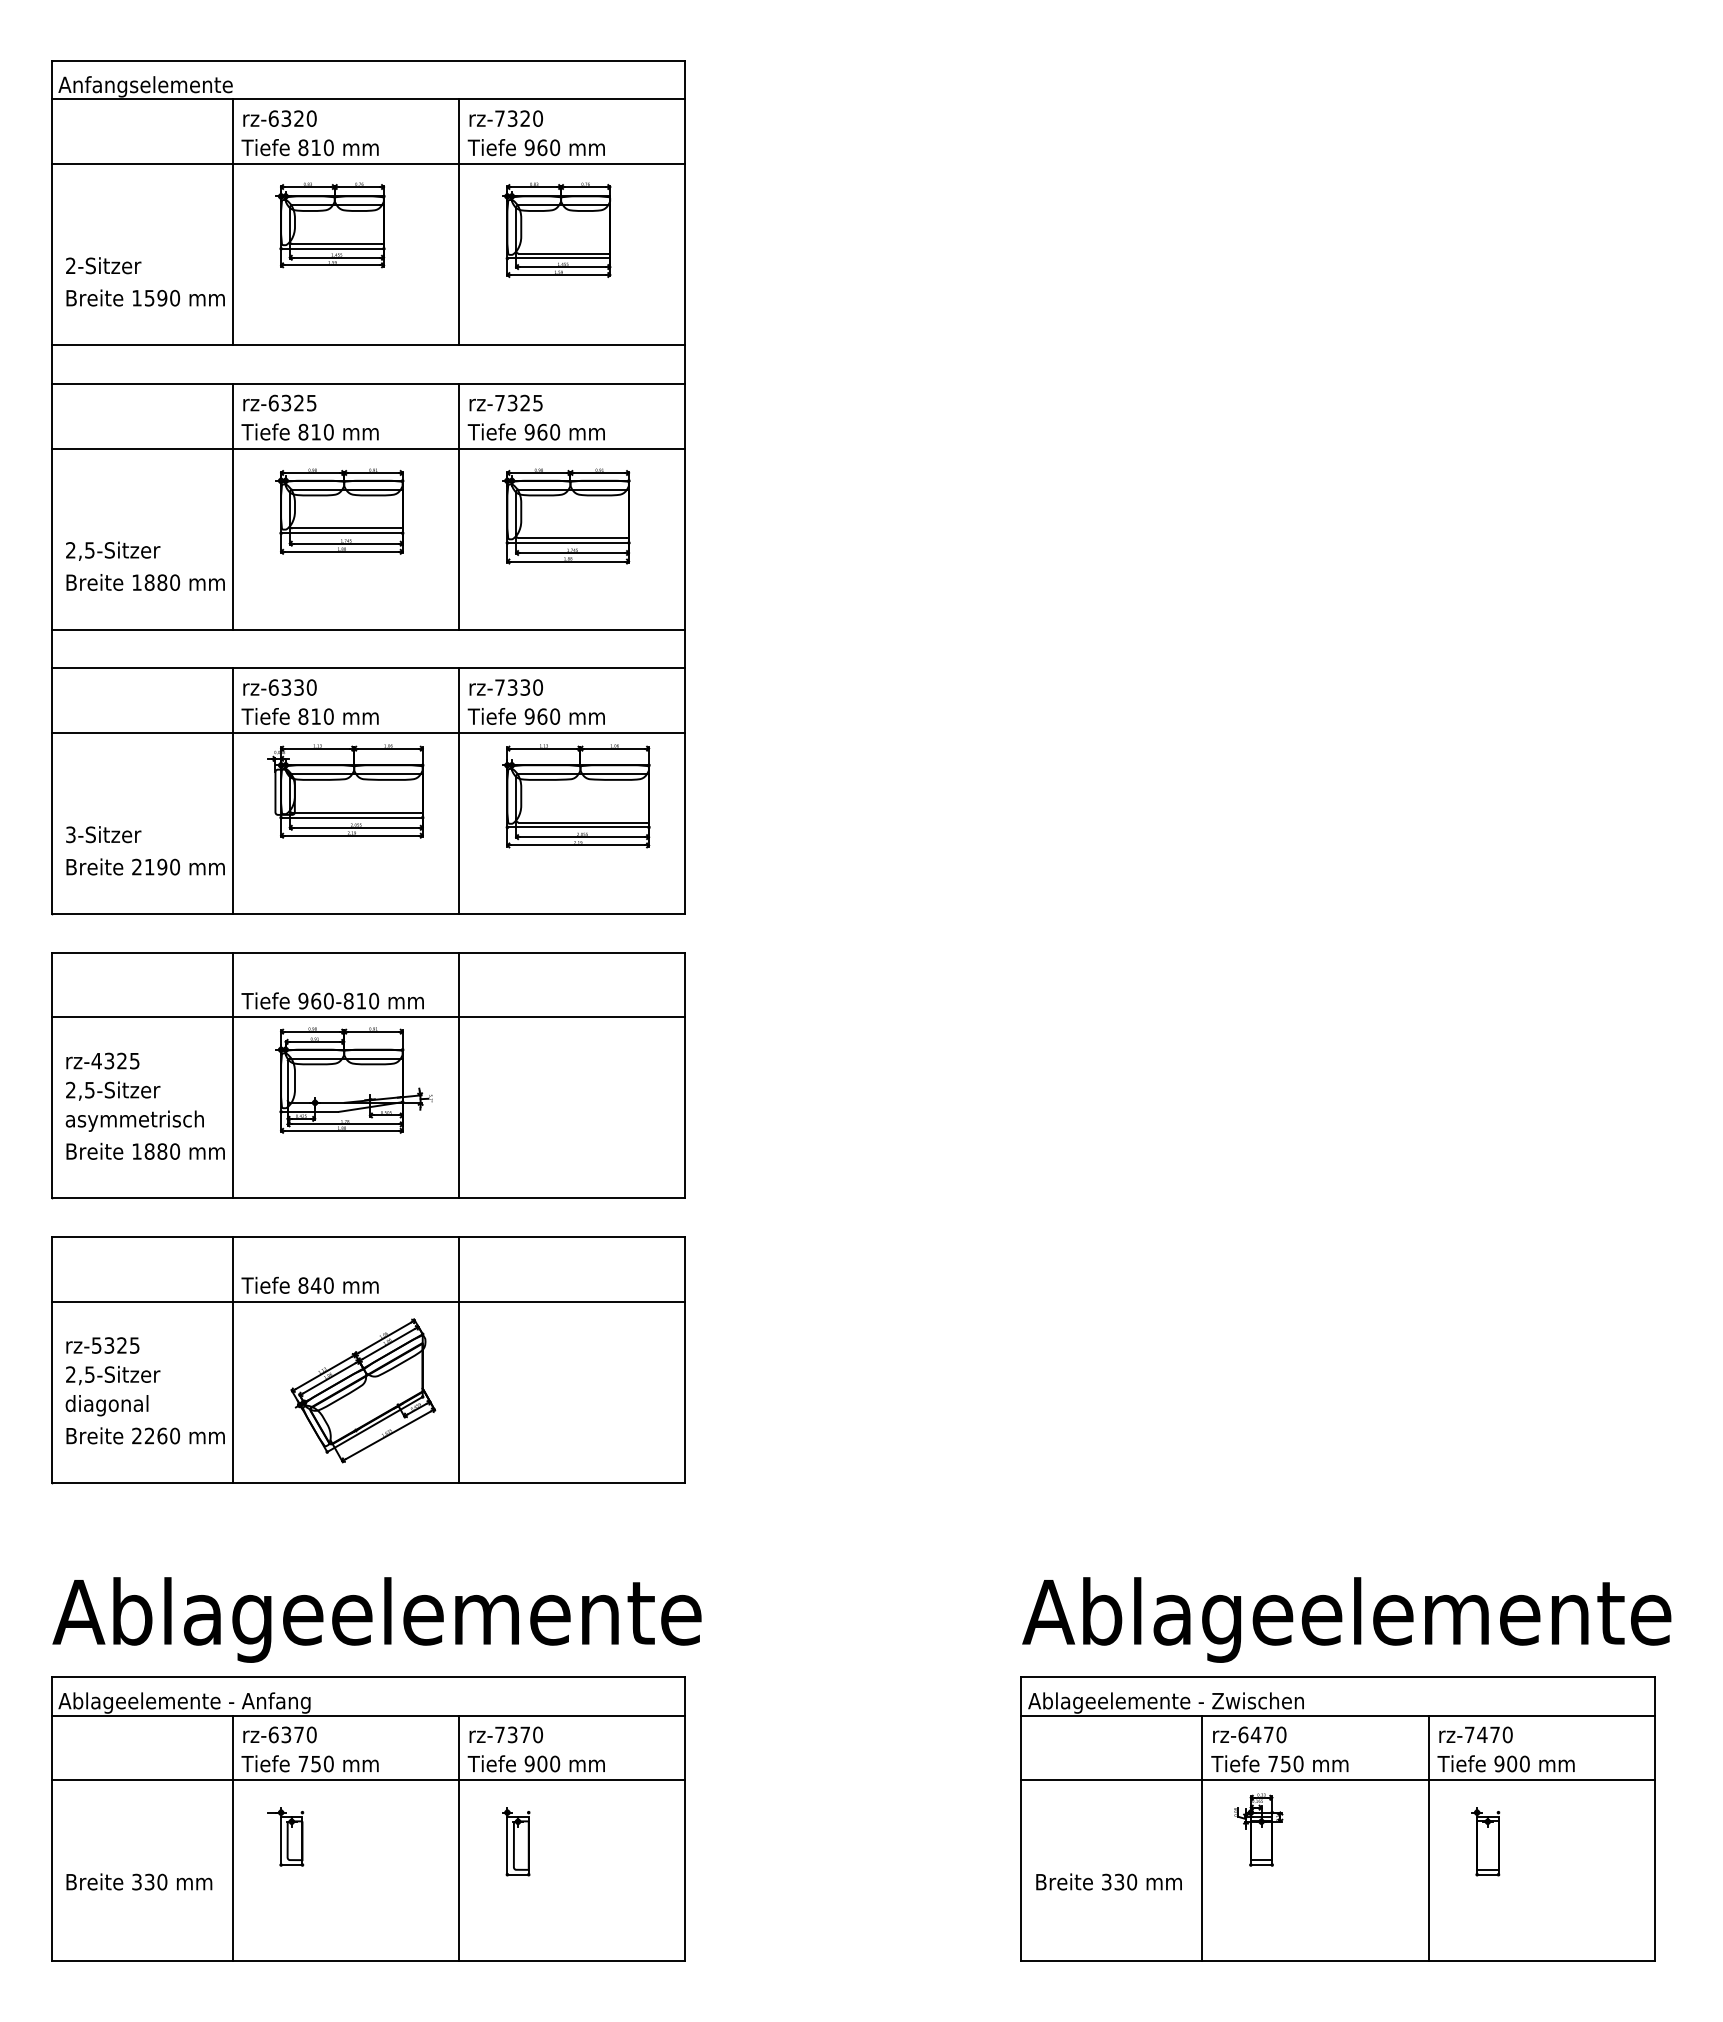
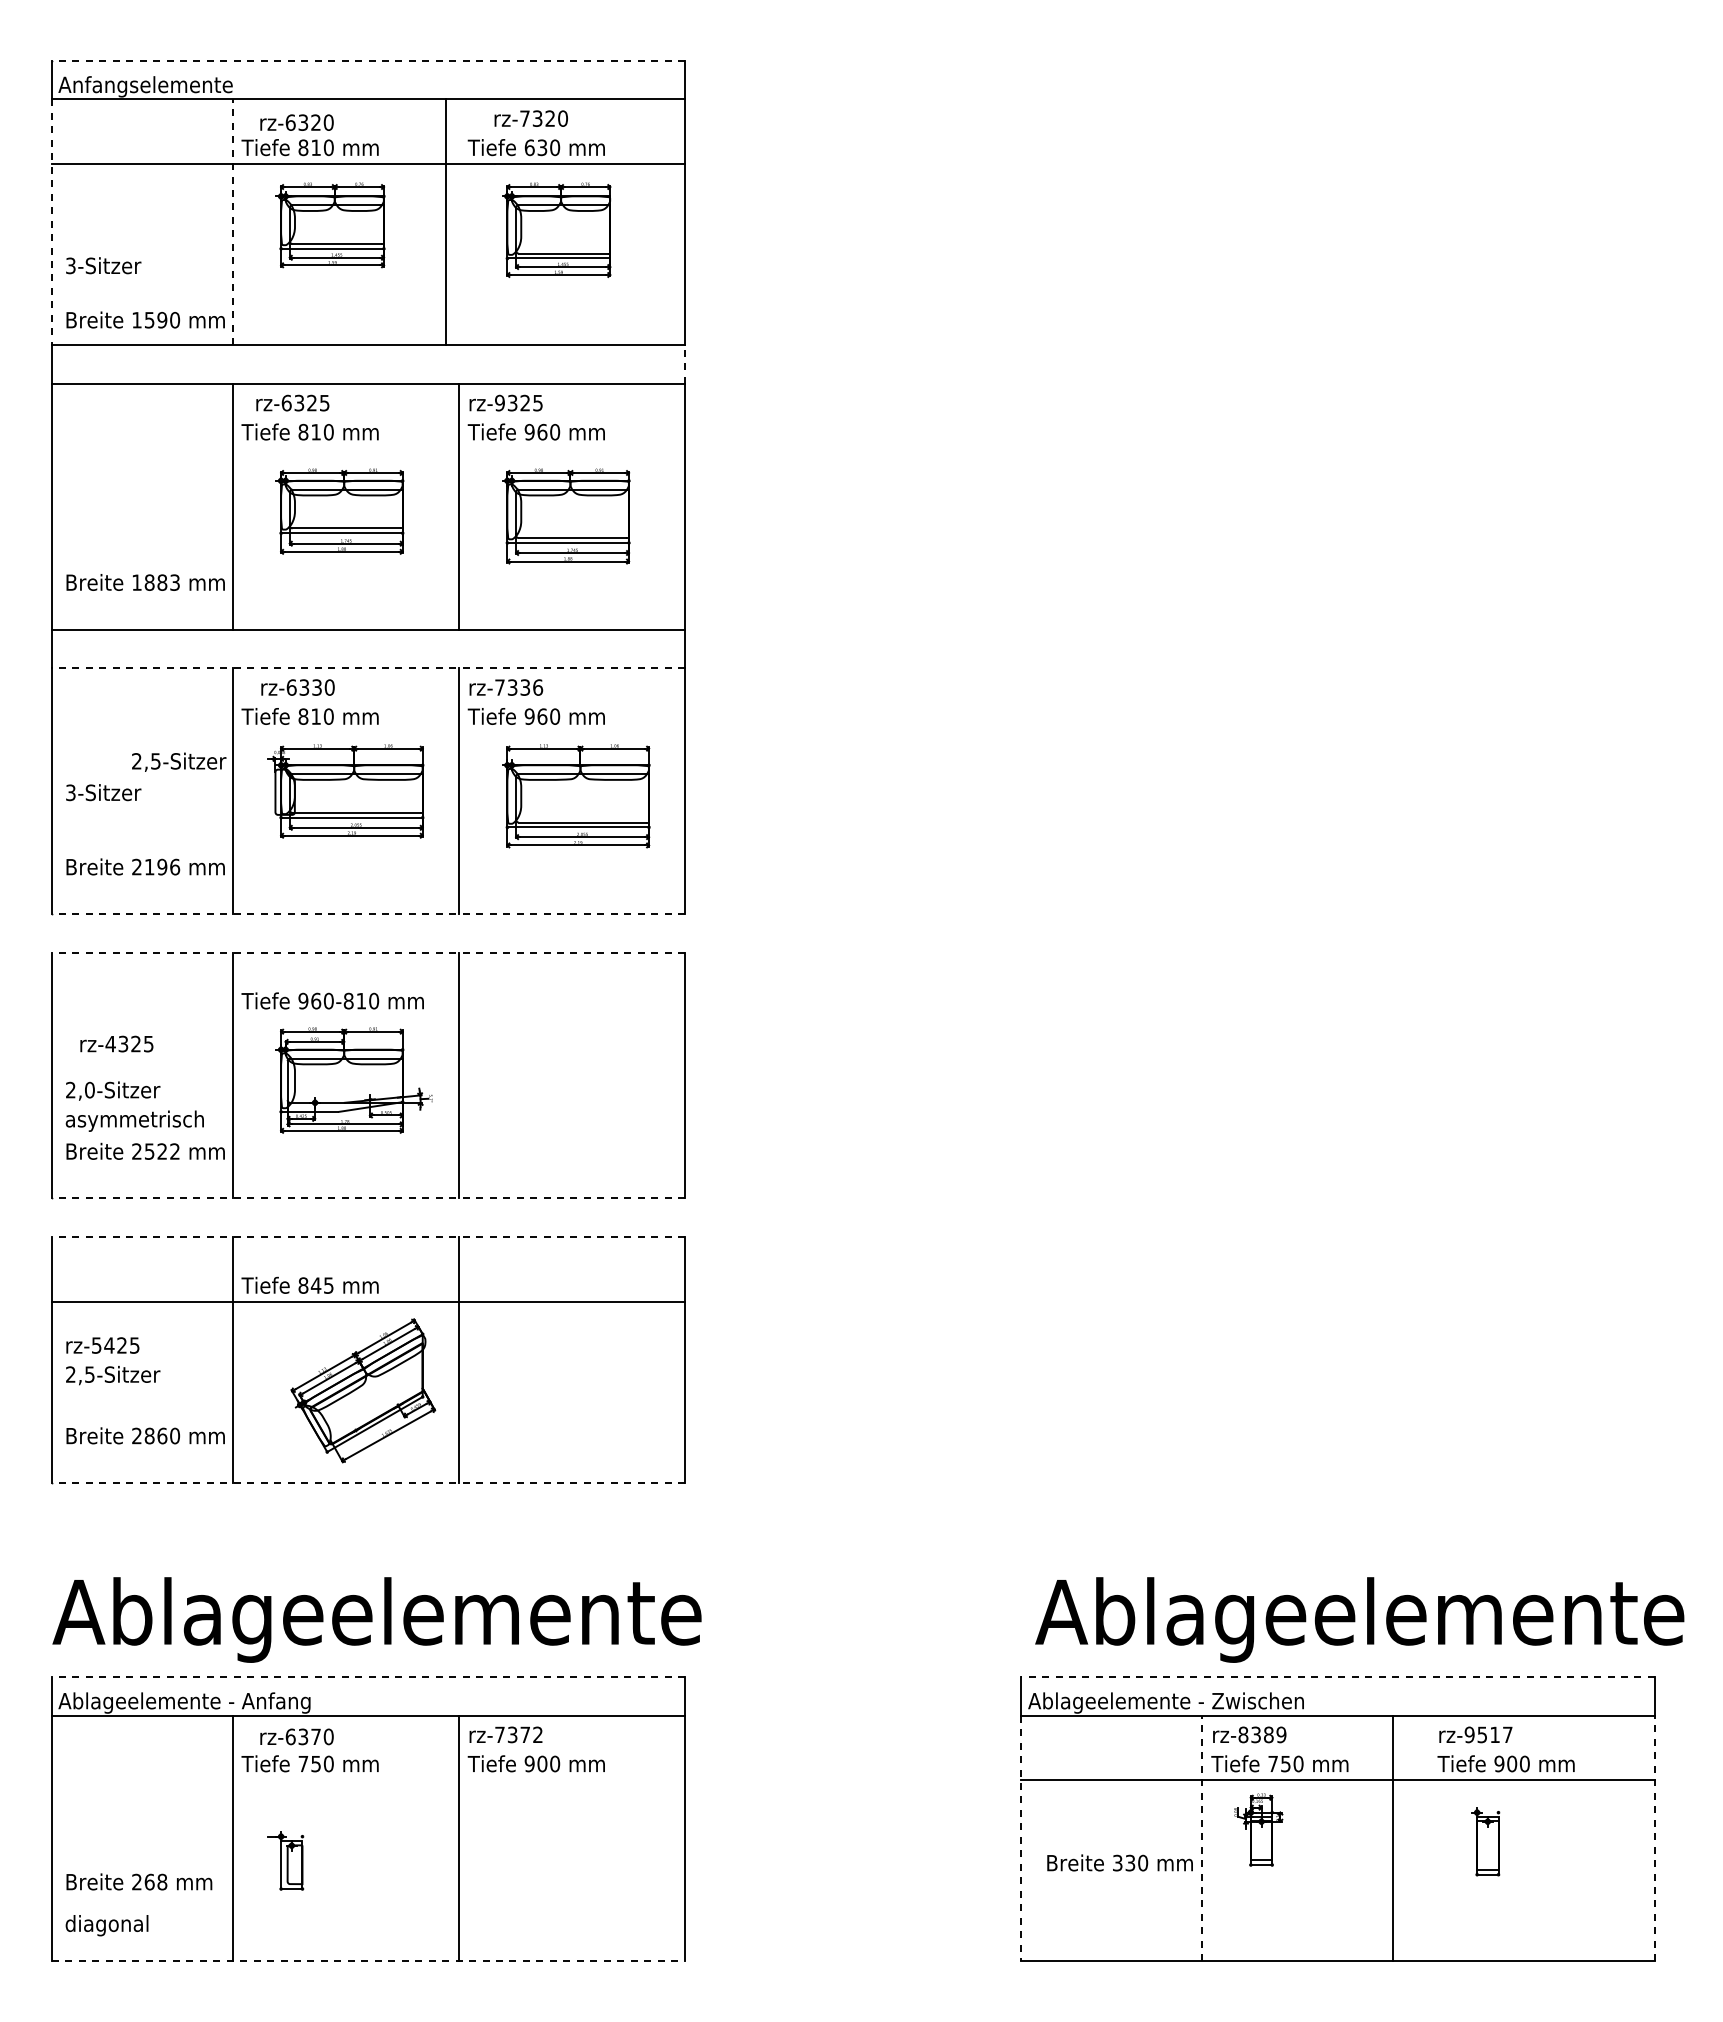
line: solid -> dashed (368, 60)
text position: (279, 118) -> (296, 122) (296, 122)
text position: (505, 118) -> (530, 118) (530, 118)
text: 960 -> 630 (535, 147)
line: solid -> dashed (51, 222)
line: solid -> dashed (232, 222)
line position: (458, 222) -> (445, 222) (445, 222)
text: 2-Sitzer -> 3-Sitzer (70, 266)
text position: (145, 297) -> (145, 319) (145, 319)
line: solid -> dashed (685, 364)
text position: (279, 402) -> (292, 402) (292, 402)
text: rz-7325 -> rz-9325 (499, 402)
line: present -> none (368, 448)
text position: (113, 550) -> (179, 761) (179, 761)
text: 1880 -> 1883 (175, 582)
line: solid -> dashed (368, 668)
text position: (279, 687) -> (297, 687) (297, 687)
text: rz-7330 -> rz-7336 (538, 687)
line: present -> none (368, 733)
text position: (103, 834) -> (103, 792) (103, 792)
text: 2190 -> 2196 (175, 866)
line: solid -> dashed (368, 914)
line: solid -> dashed (368, 952)
line: present -> none (368, 1017)
text position: (102, 1060) -> (116, 1043) (116, 1043)
text: 2,5-Sitzer -> 2,0-Sitzer (89, 1089)
text: 1880 -> 2522 (156, 1151)
line: solid -> dashed (368, 1198)
line: solid -> dashed (368, 1237)
text: 840 -> 845 (328, 1285)
text: rz-5325 -> rz-5425 (109, 1345)
text position: (106, 1405) -> (106, 1925) (106, 1925)
text: 2260 -> 2860 (149, 1435)
line: solid -> dashed (368, 1482)
text position: (1346, 1619) -> (1359, 1619) (1359, 1619)
line: solid -> dashed (368, 1676)
line: solid -> dashed (1338, 1676)
text position: (279, 1734) -> (296, 1736) (296, 1736)
text: rz-7370 -> rz-7372 (537, 1734)
text: rz-6470 -> rz-8389 (1262, 1734)
text: rz-7470 -> rz-9517 (1488, 1734)
line: present -> none (368, 1780)
part position: (285, 1836) -> (285, 1860) (285, 1860)
line: solid -> dashed (1021, 1838)
line: solid -> dashed (1202, 1838)
line position: (1428, 1838) -> (1392, 1838) (1392, 1838)
line: solid -> dashed (1654, 1838)
part: present -> none (516, 1841)
text: 330 -> 268 (149, 1881)
text position: (1108, 1881) -> (1119, 1862) (1119, 1862)
line: solid -> dashed (368, 1961)
